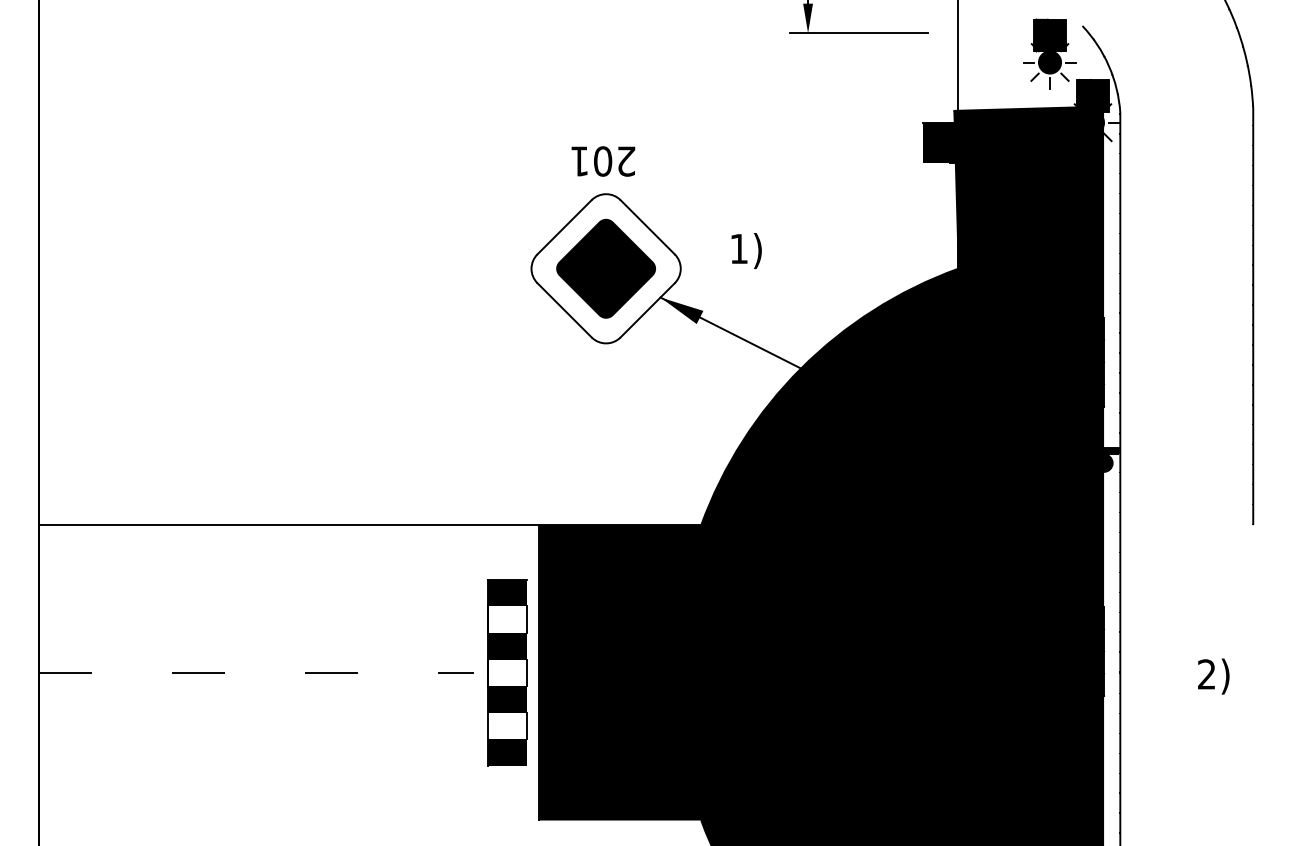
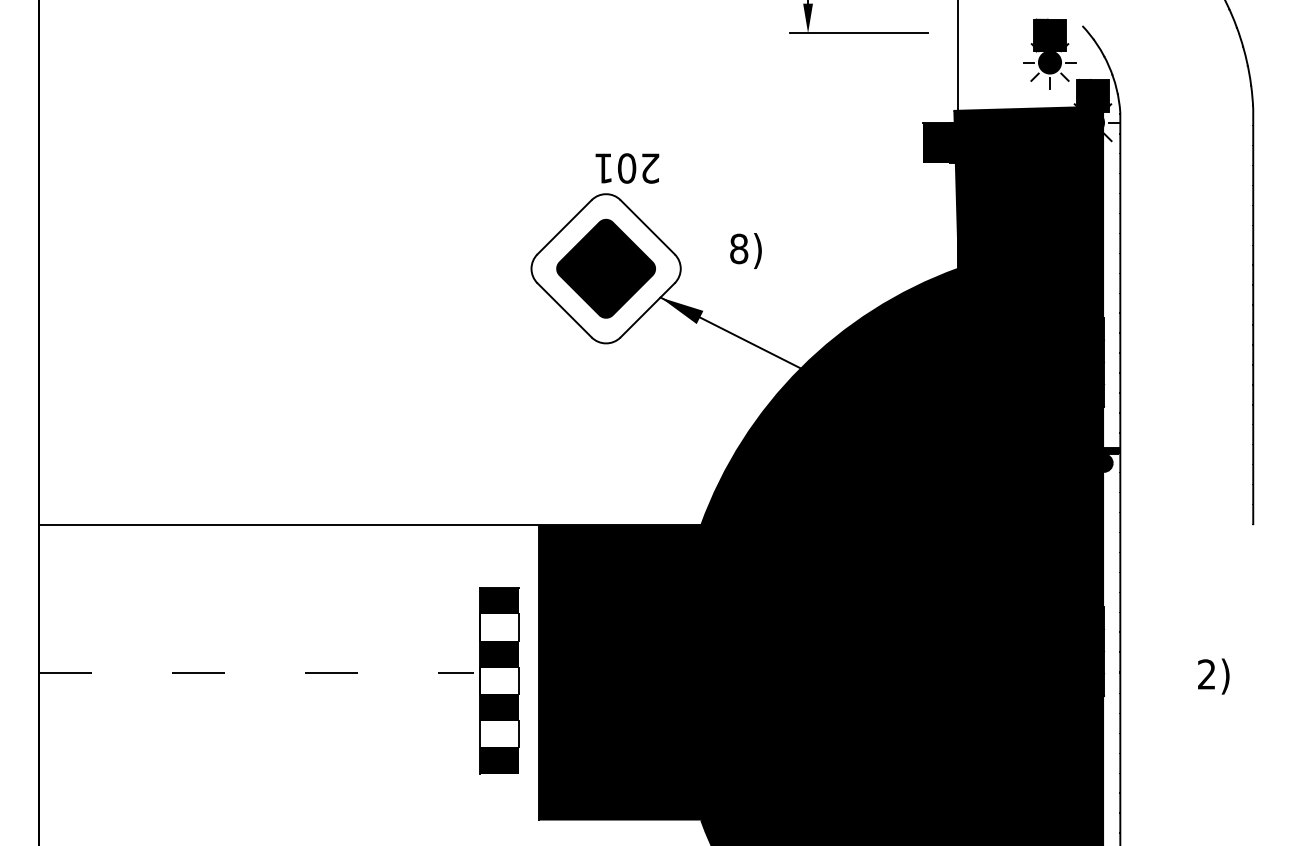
text position: (603, 161) -> (627, 168) (627, 168)
text: 1) -> 8) (739, 248)
part position: (507, 672) -> (499, 680) (499, 680)
